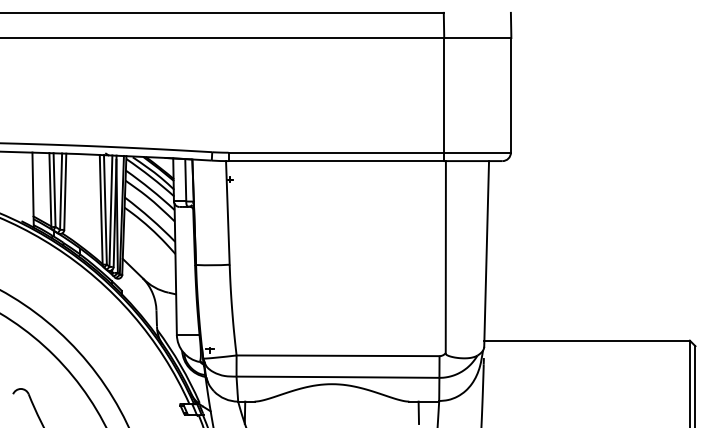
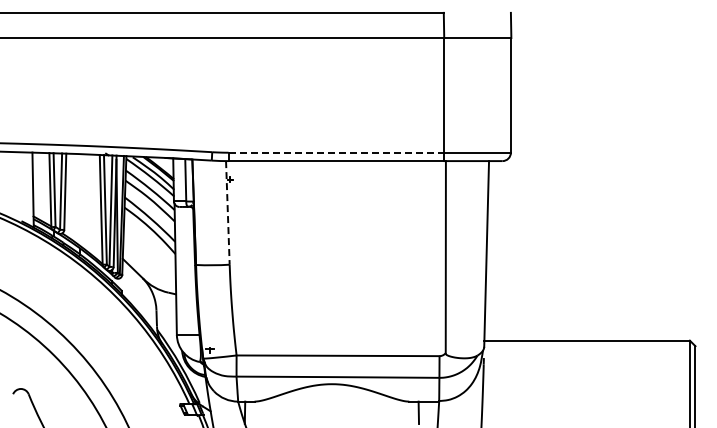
line: solid -> dashed (336, 152)
line: solid -> dashed (227, 212)
